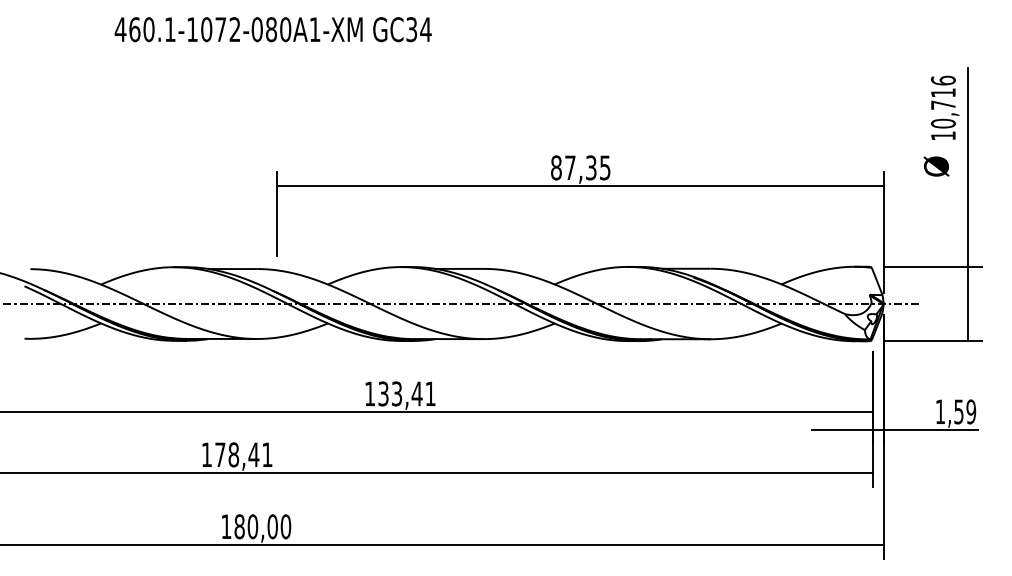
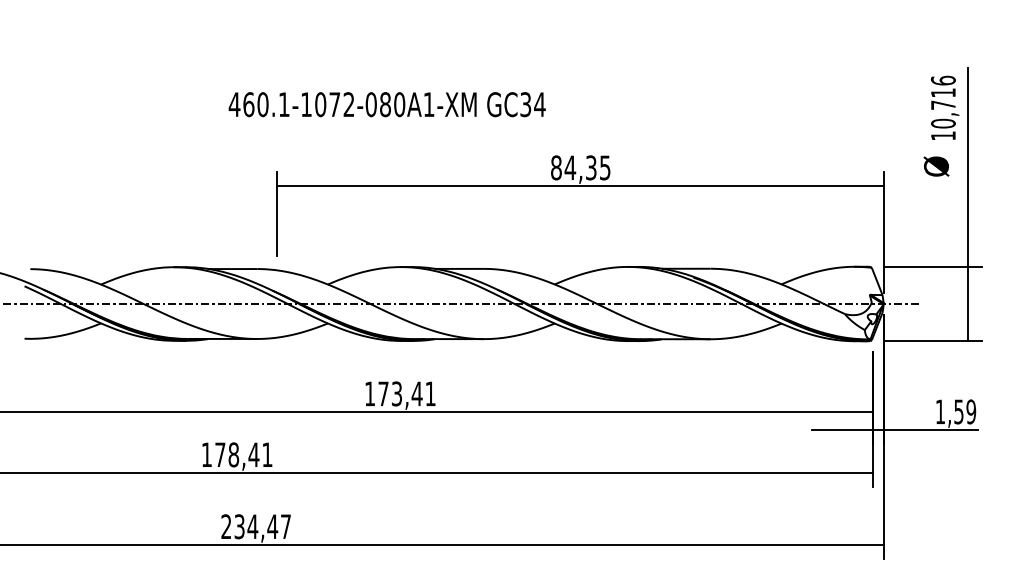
text position: (272, 29) -> (386, 104) (386, 104)
text: 87,35 -> 84,35 (570, 167)
text: 133,41 -> 173,41 (383, 393)
text: 180,00 -> 234,47 (256, 526)
